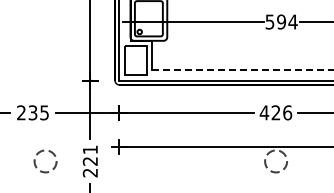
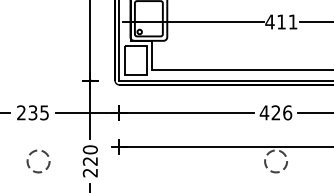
text: 594 -> 411 (281, 21)
line: dashed -> solid (242, 69)
text: 221 -> 220 (89, 149)
circle position: (45, 161) -> (38, 161) (38, 161)
